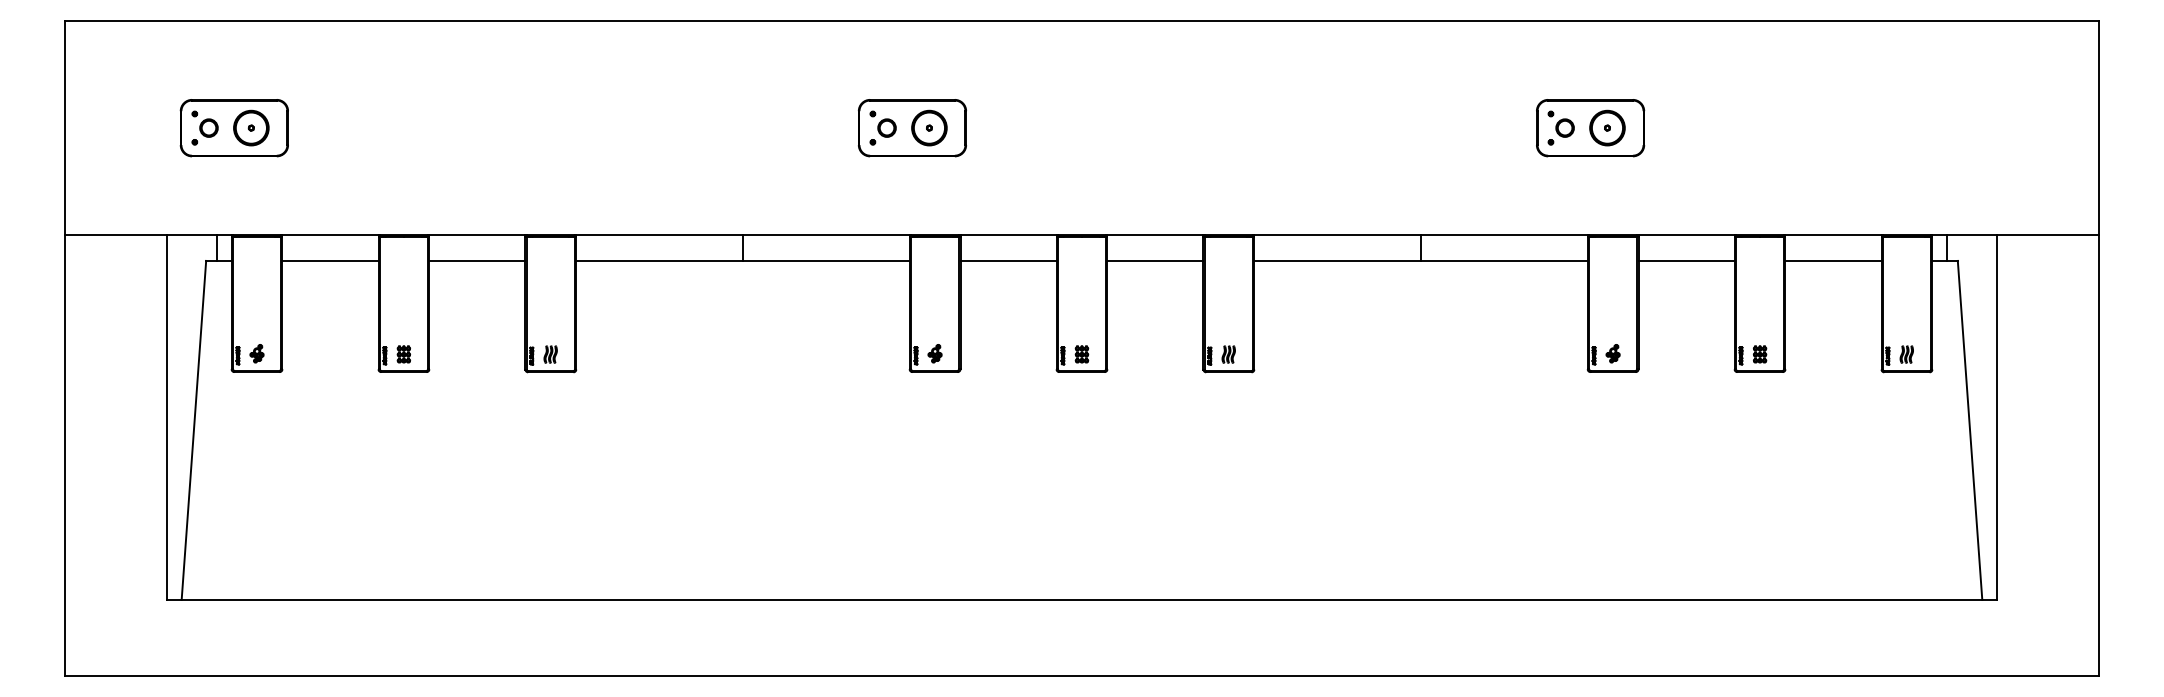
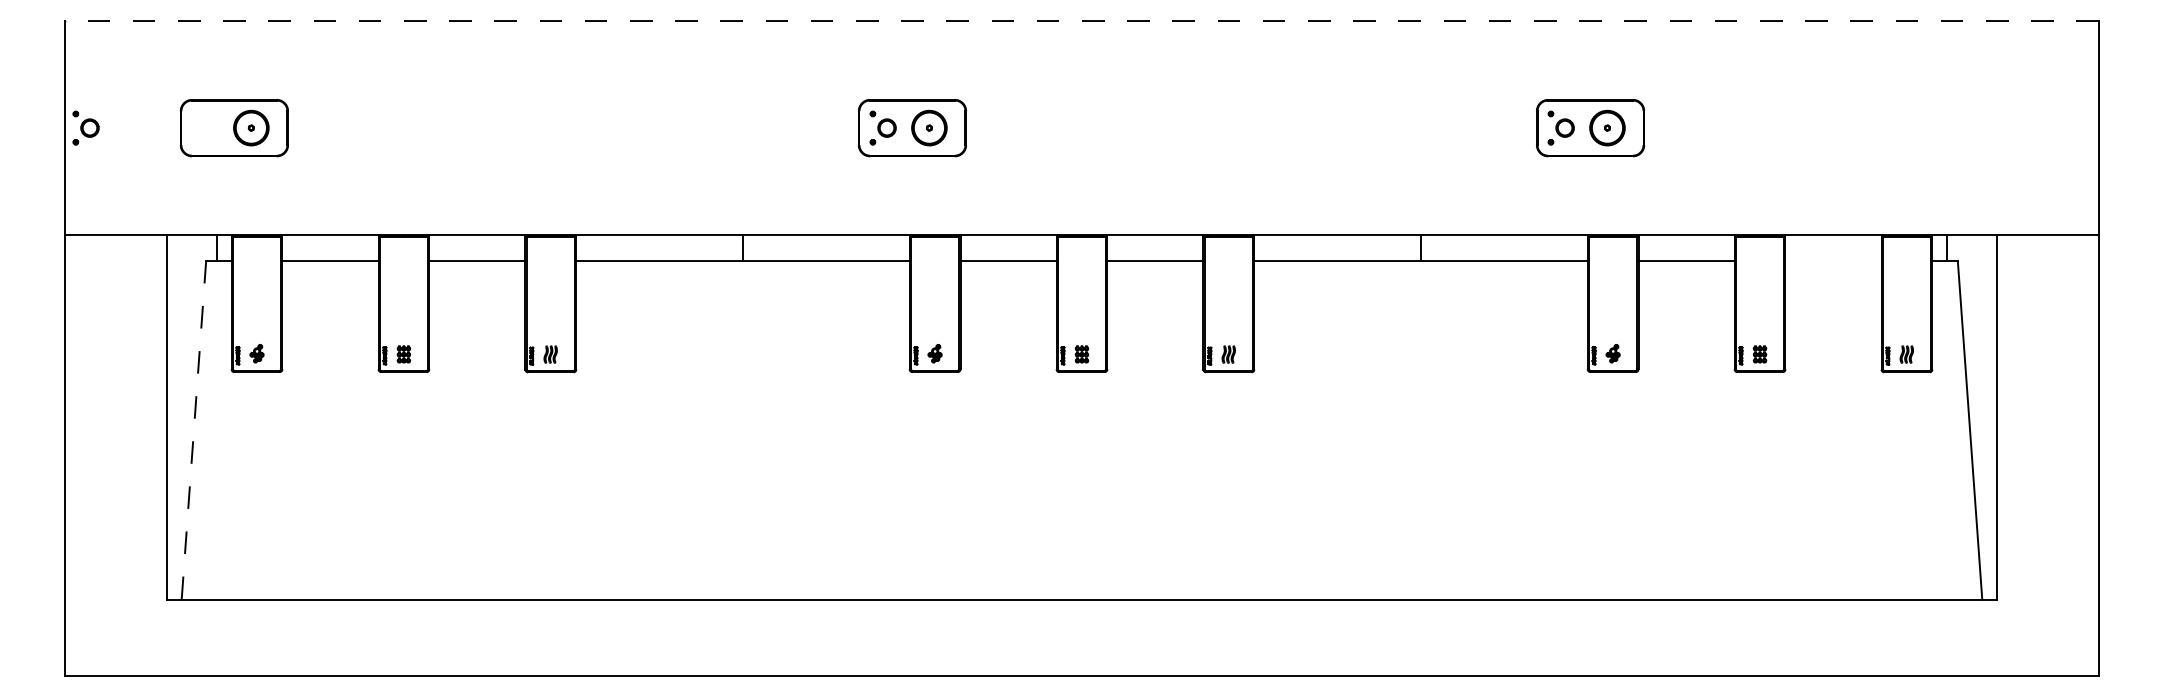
line: solid -> dashed (1081, 20)
part position: (204, 127) -> (85, 127) (85, 127)
line: present -> none (1833, 260)
line: solid -> dashed (193, 430)
